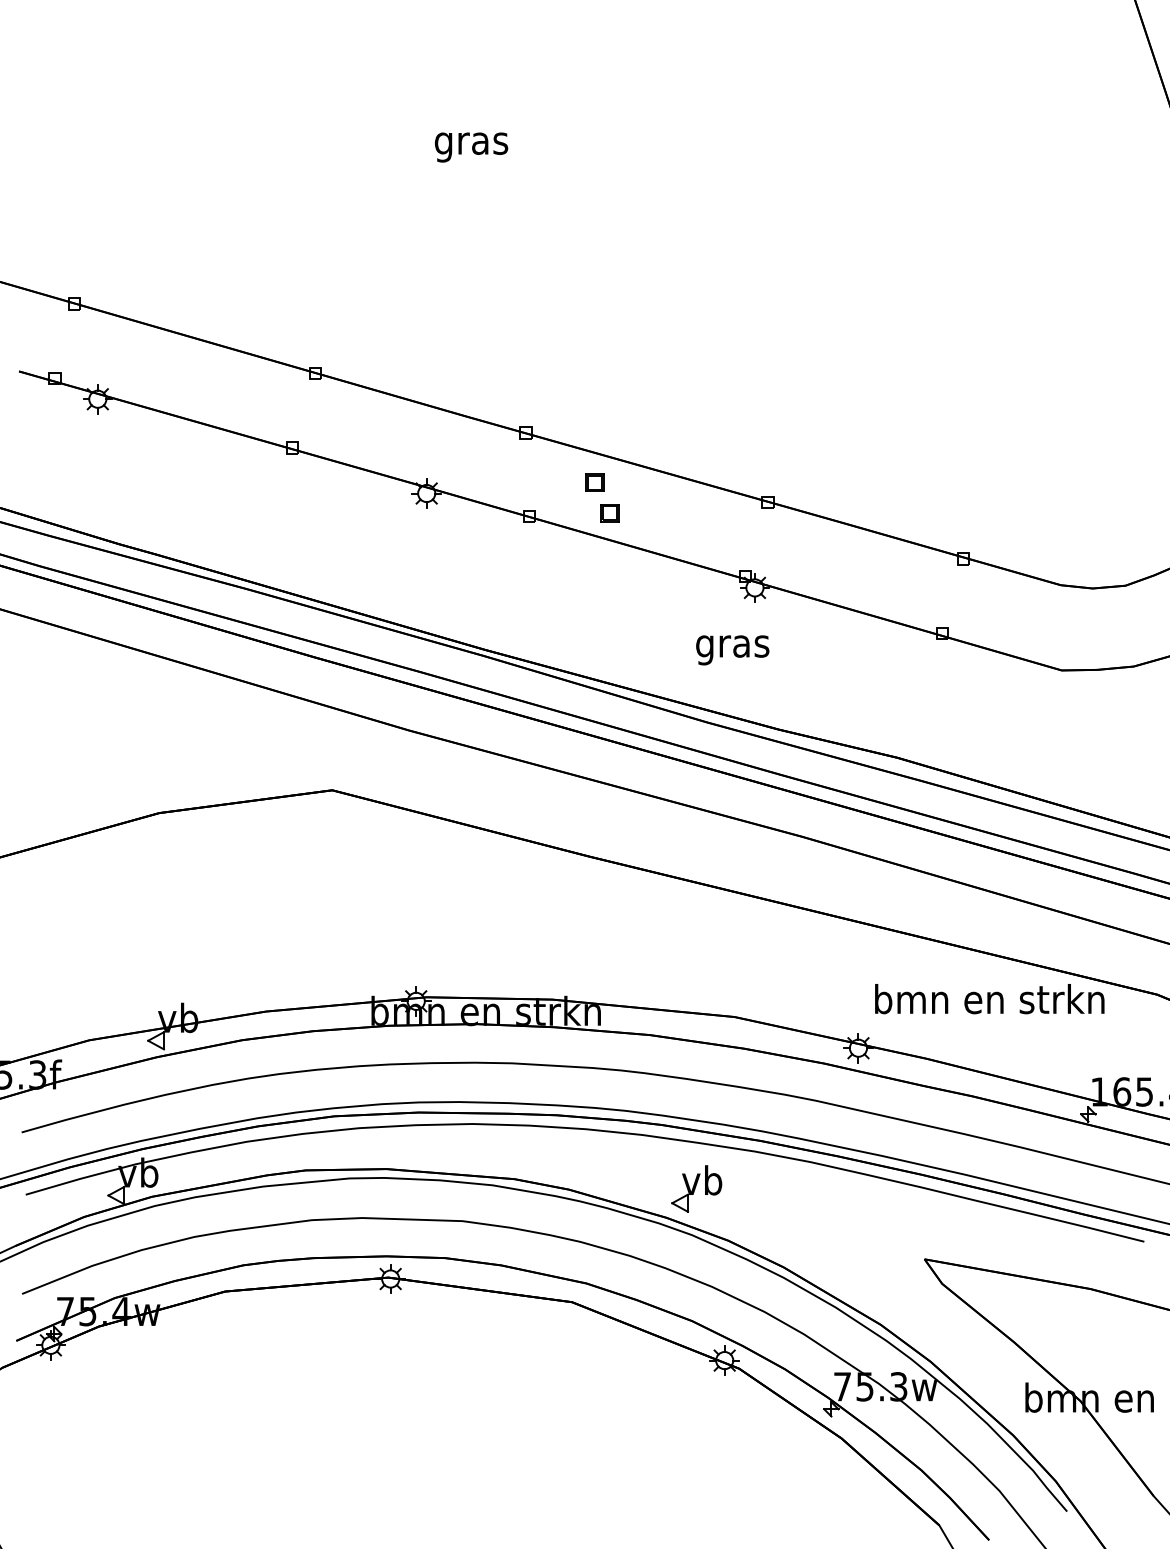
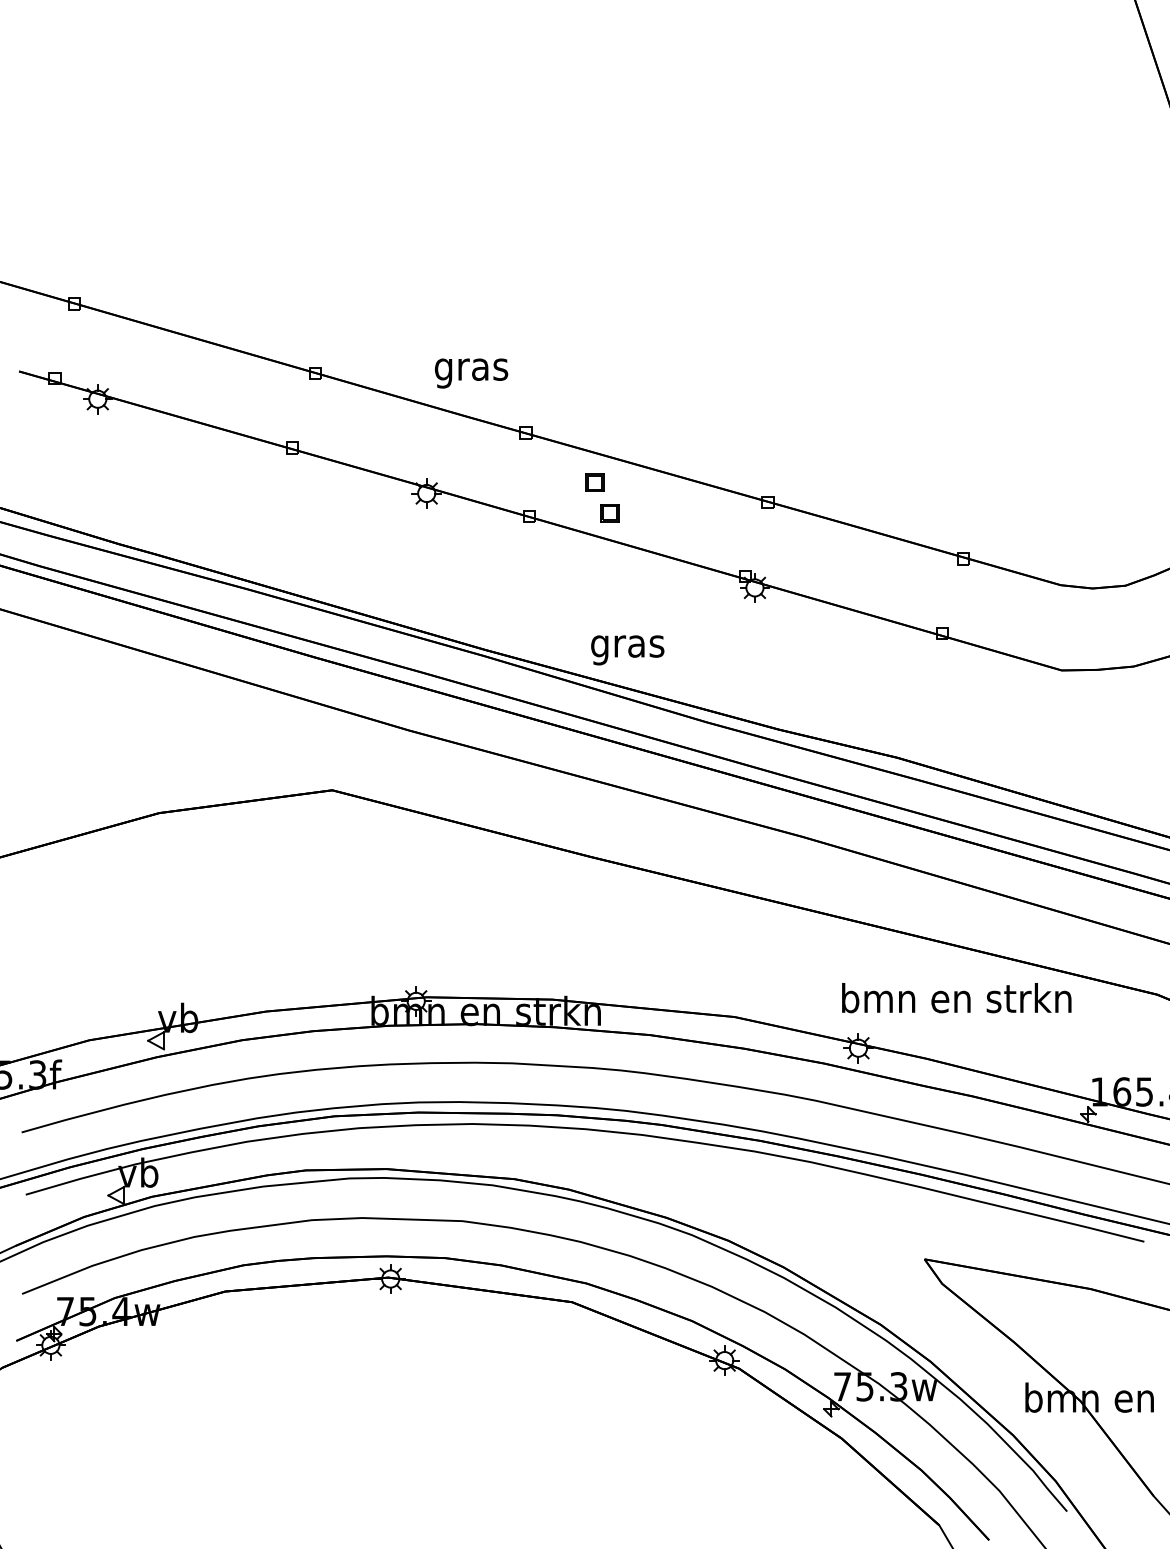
text position: (471, 147) -> (471, 373) (471, 373)
text position: (732, 650) -> (627, 650) (627, 650)
text position: (989, 999) -> (956, 998) (956, 998)
part: present -> none (696, 1188)
